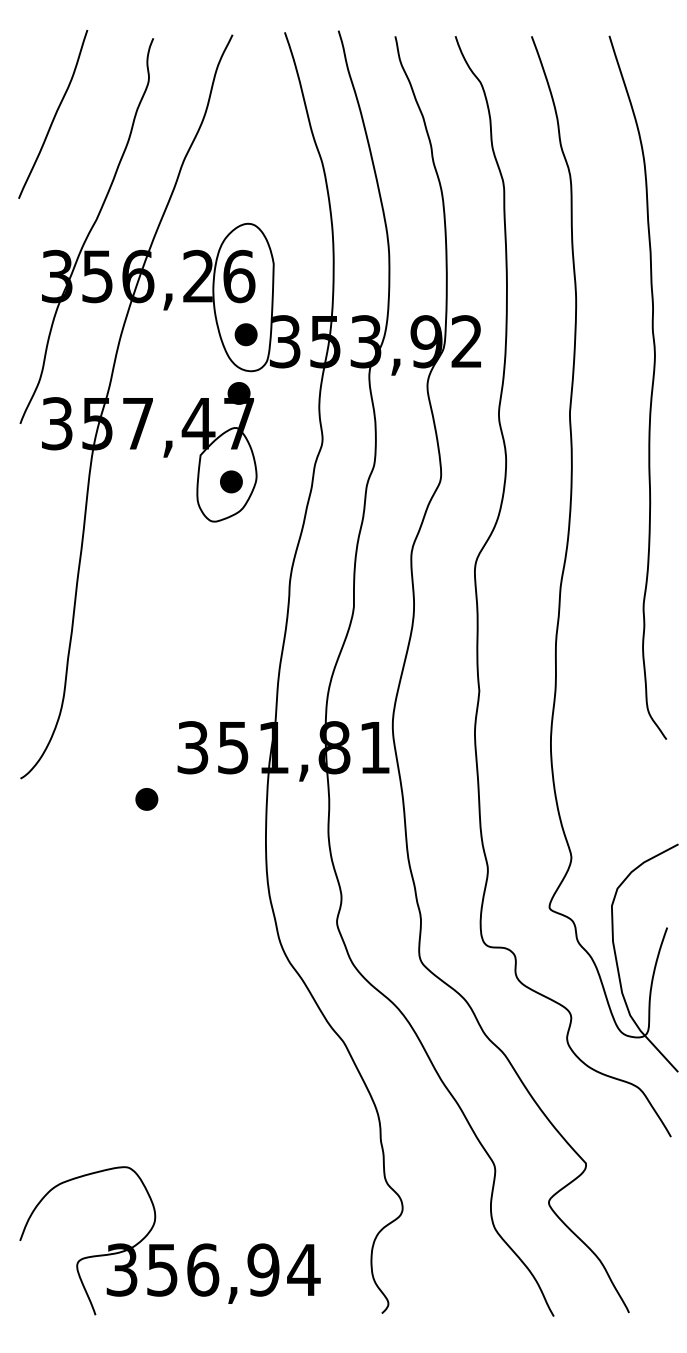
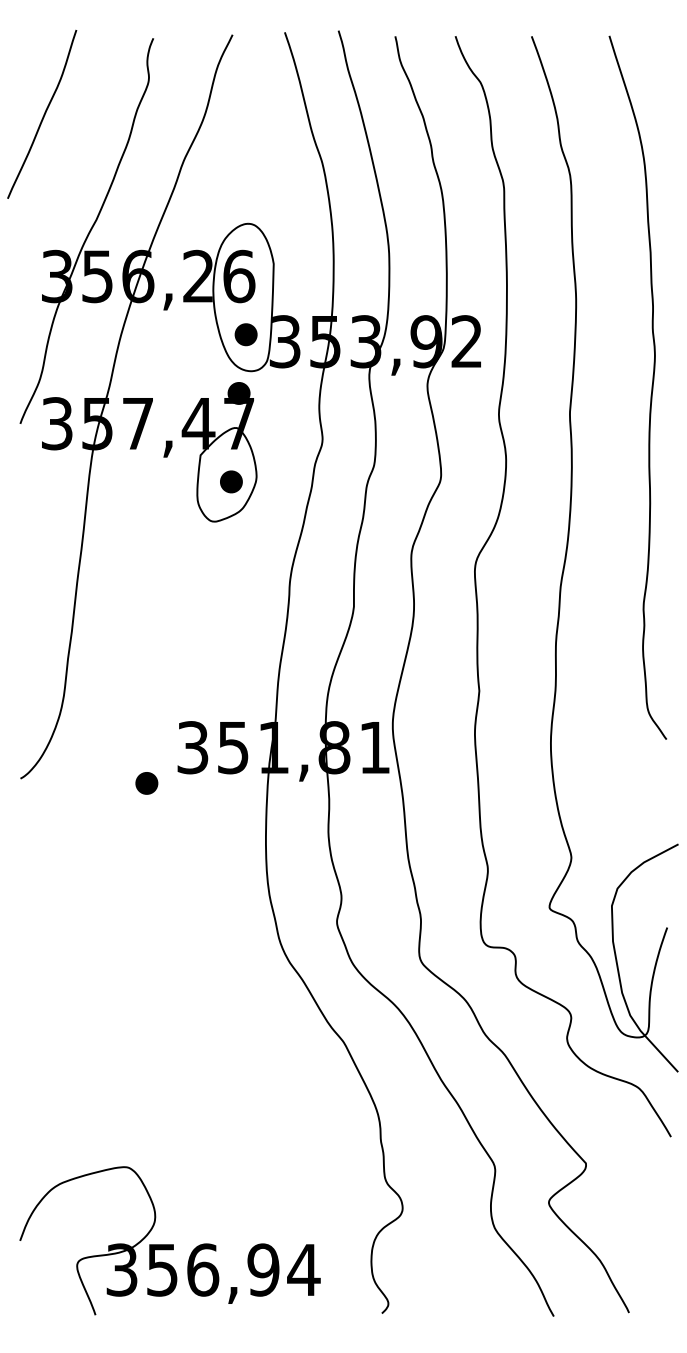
curve position: (54, 114) -> (43, 114) (43, 114)
part position: (146, 799) -> (146, 783) (146, 783)
